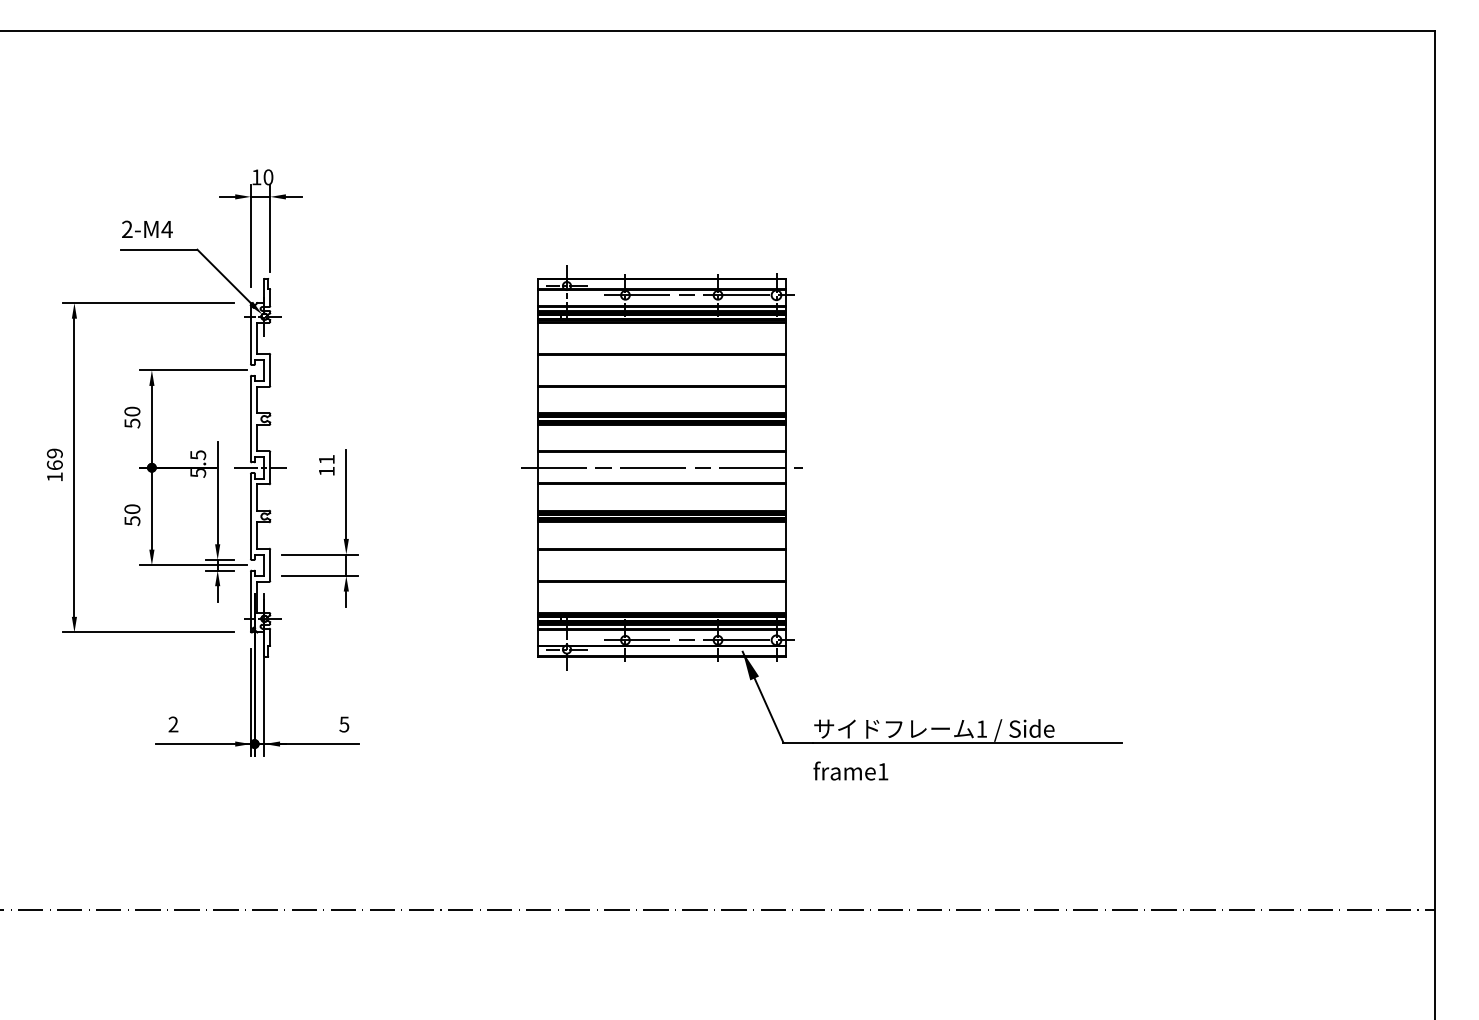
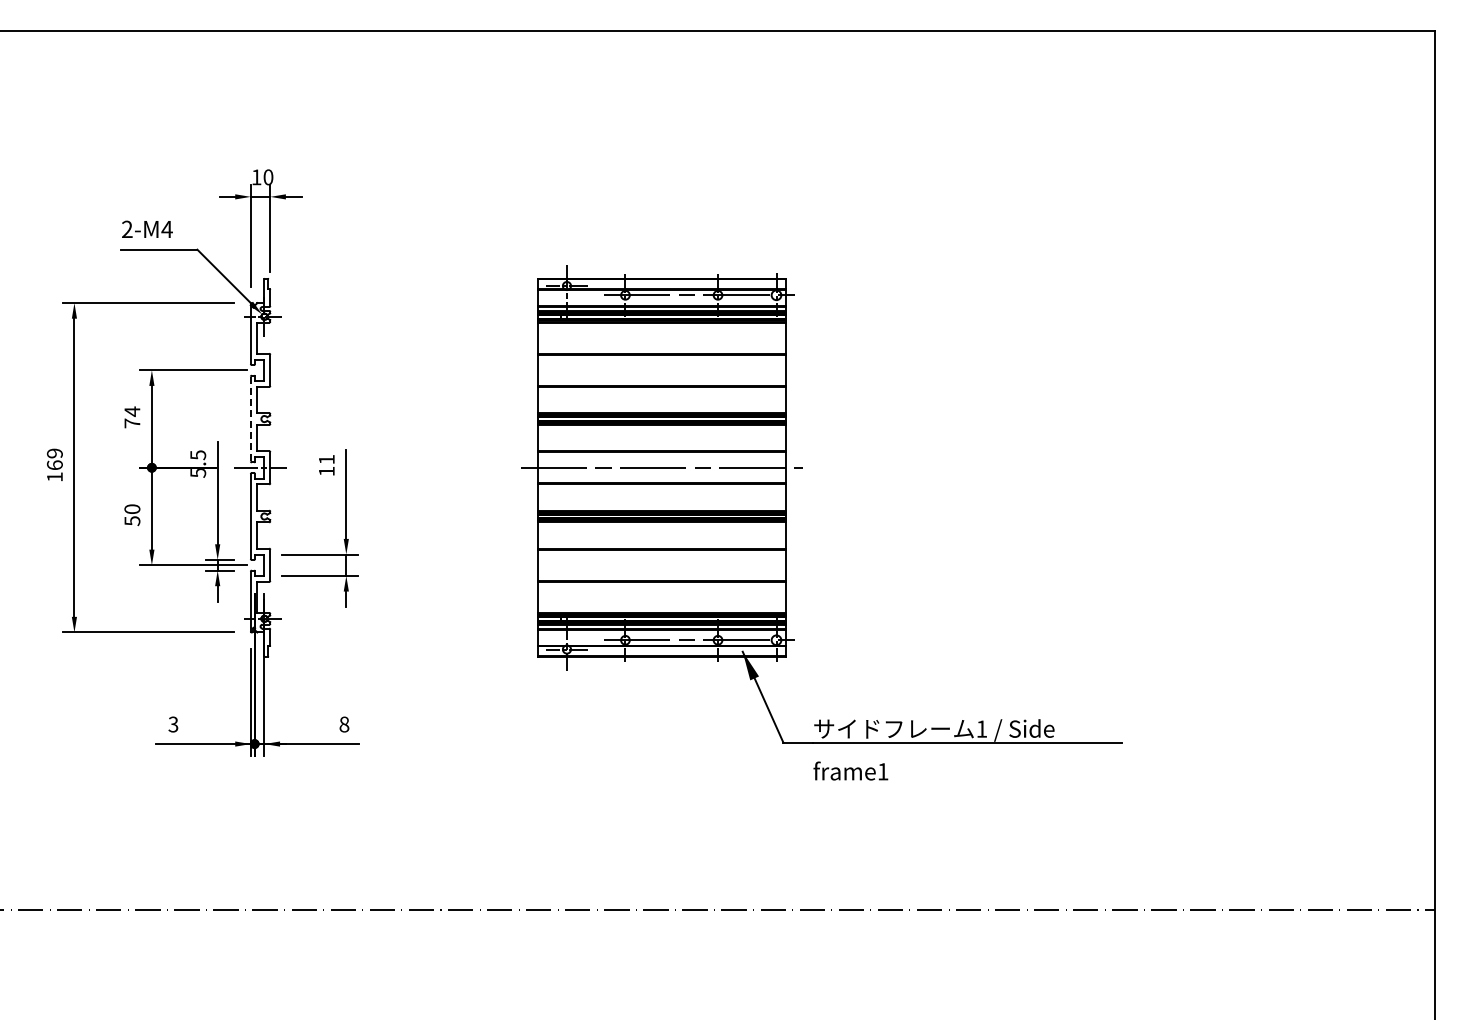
text: 50 -> 74 (132, 417)
line: solid -> dashed (250, 418)
text: 2 -> 3 (173, 724)
text: 5 -> 8 (344, 724)
